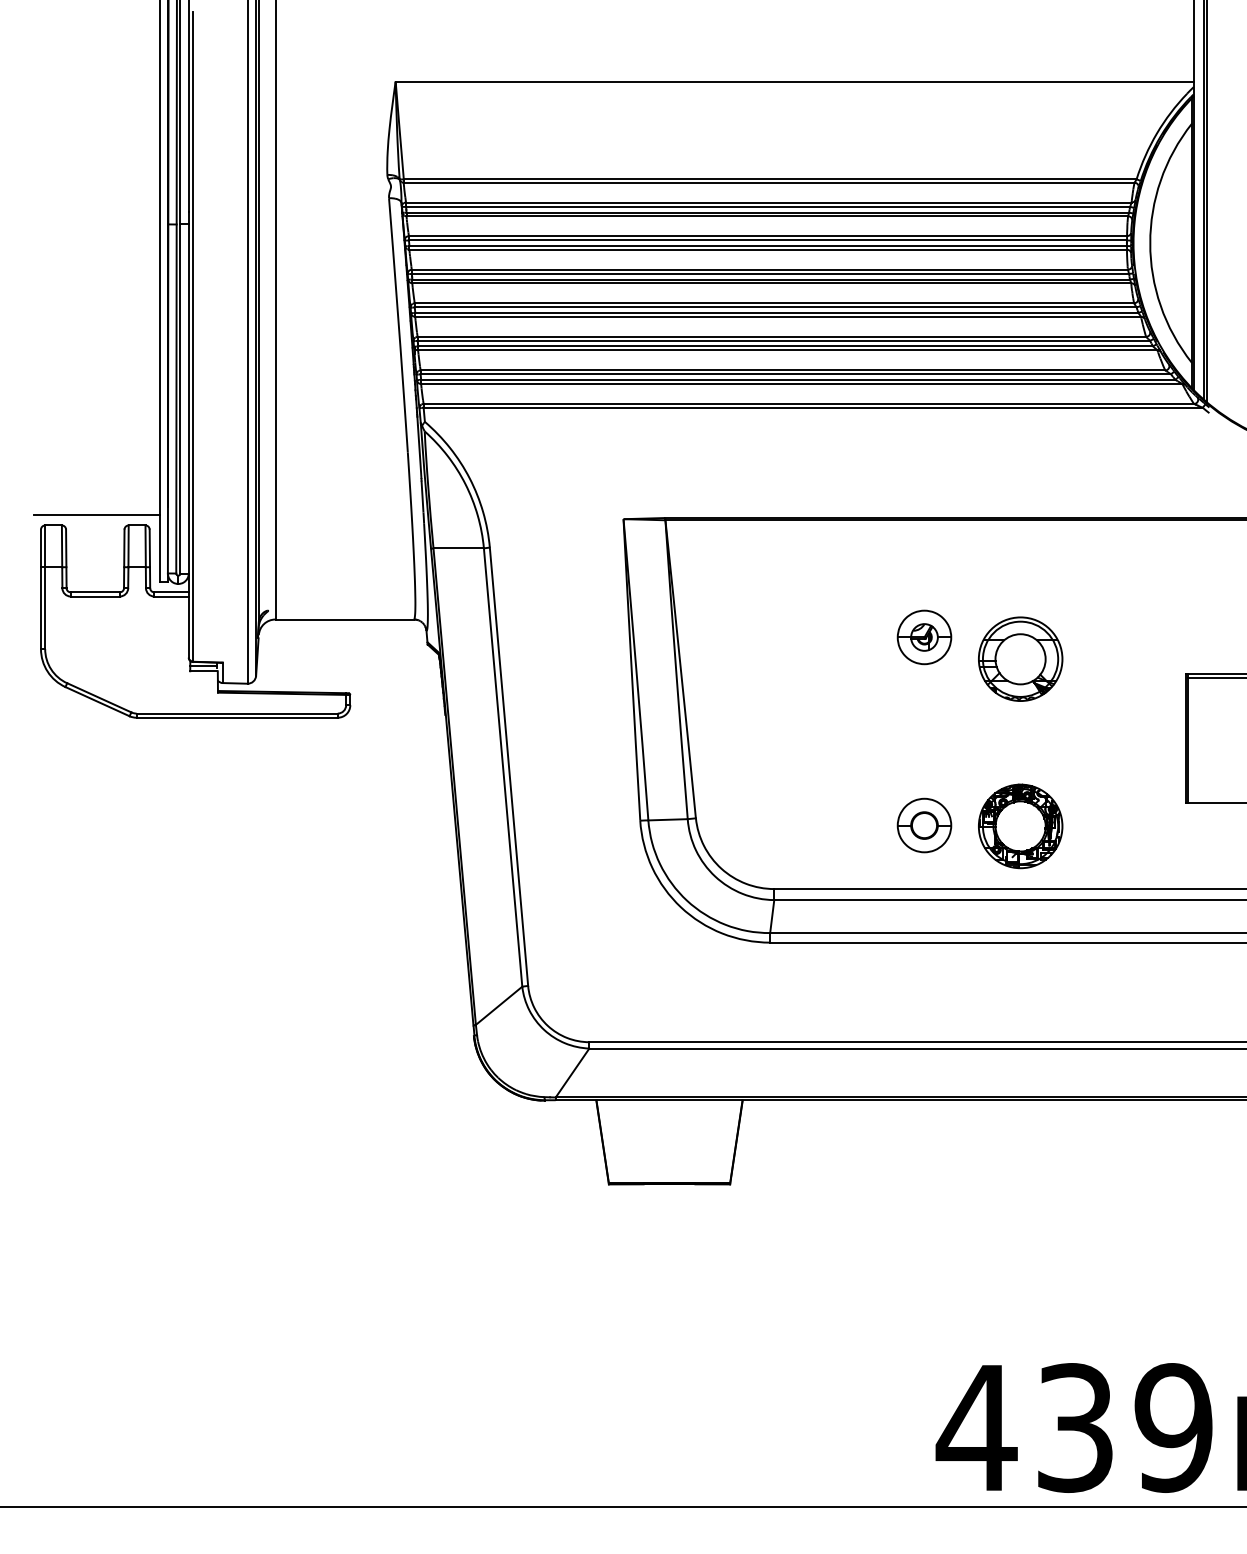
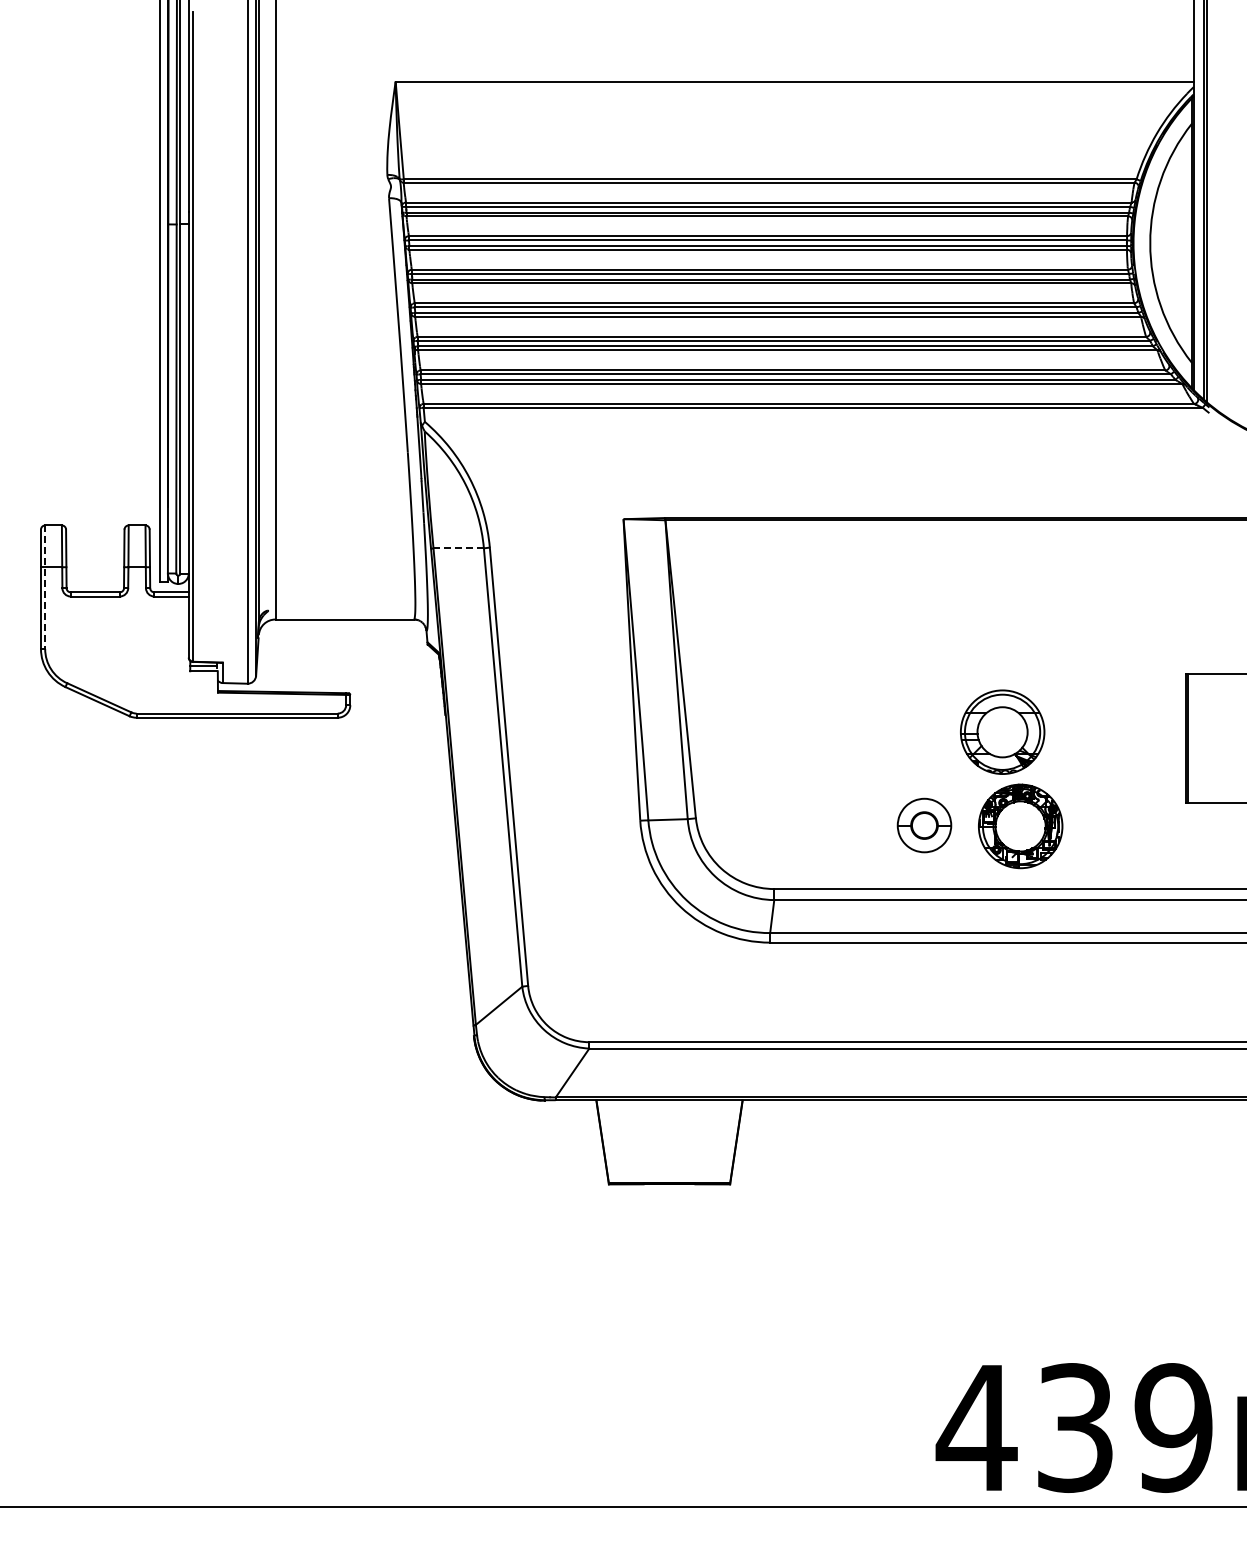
line: present -> none (96, 515)
line: solid -> dashed (458, 548)
line: solid -> dashed (45, 587)
part: present -> none (924, 637)
part position: (1020, 658) -> (1002, 731) (1002, 731)
line: present -> none (1215, 678)
